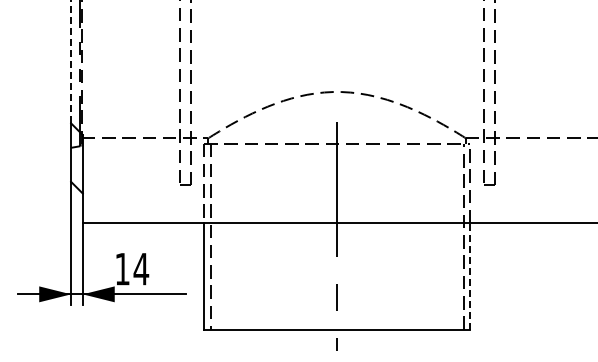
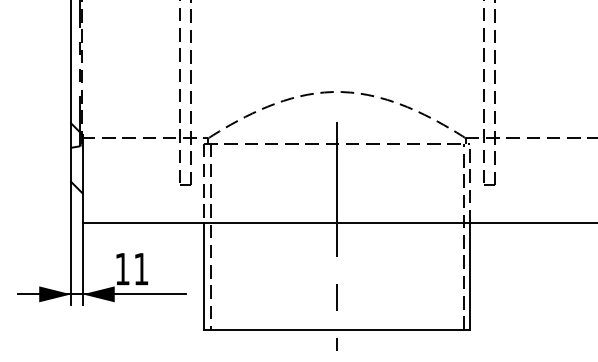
line: dashed -> solid (71, 61)
text: 14 -> 11 (141, 269)
line: dashed -> solid (470, 276)
